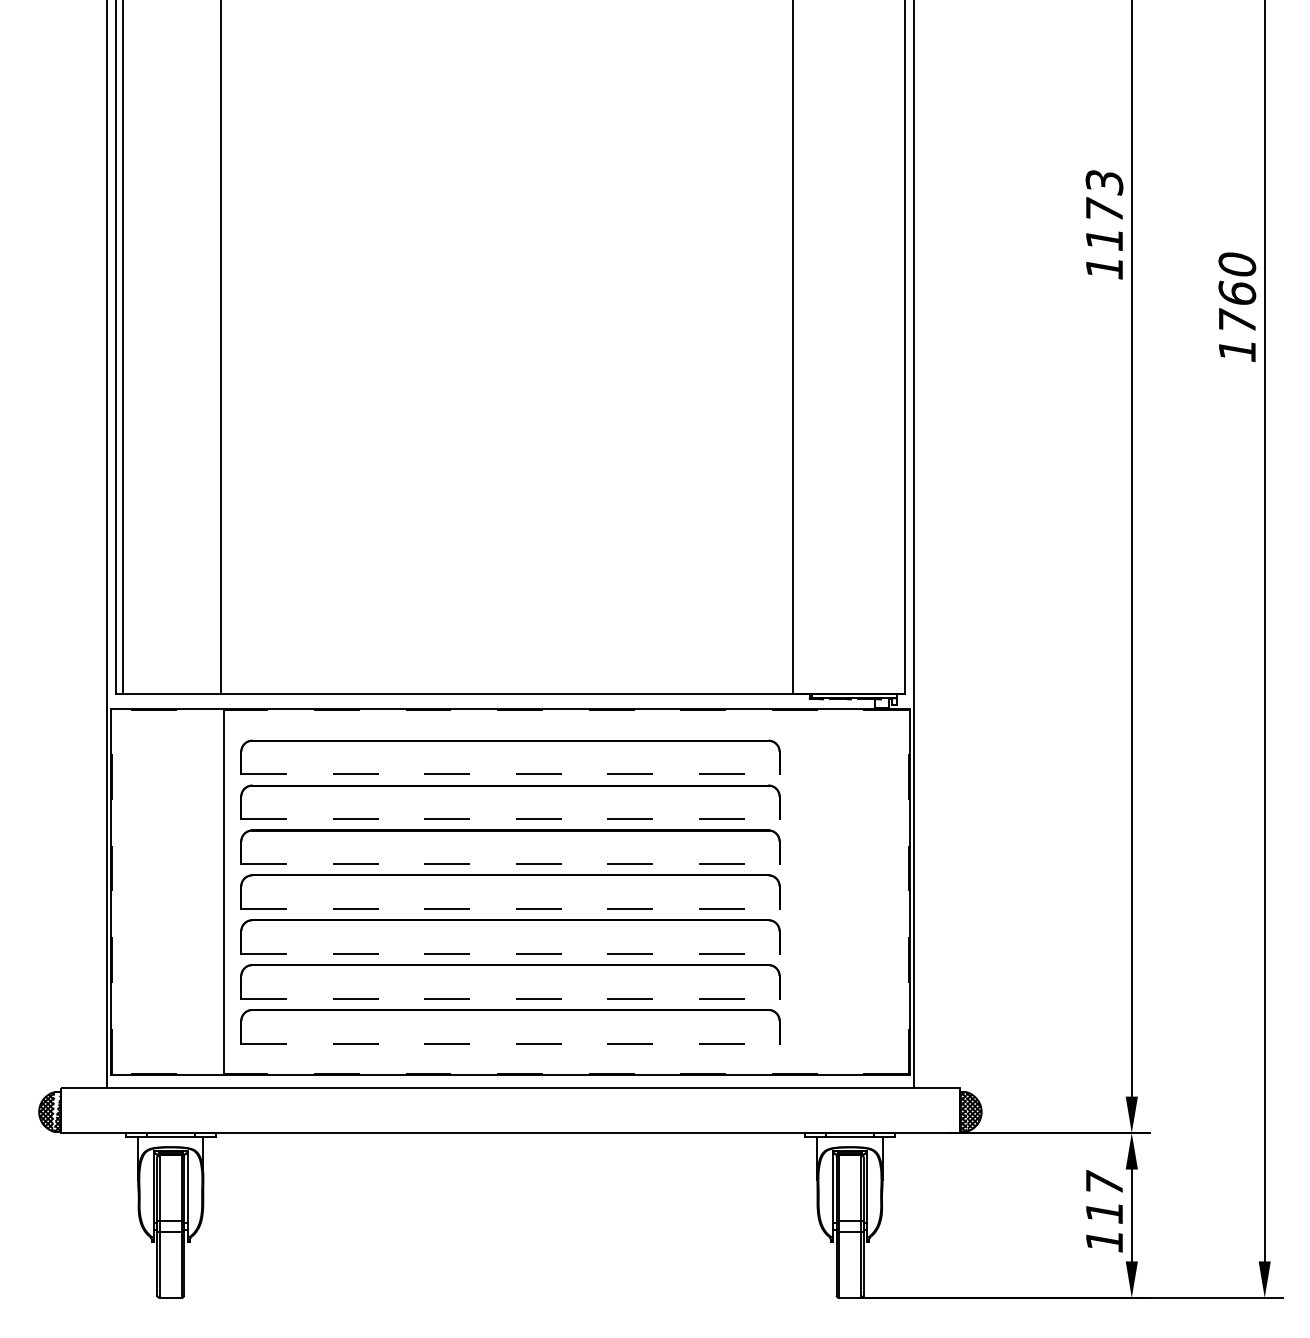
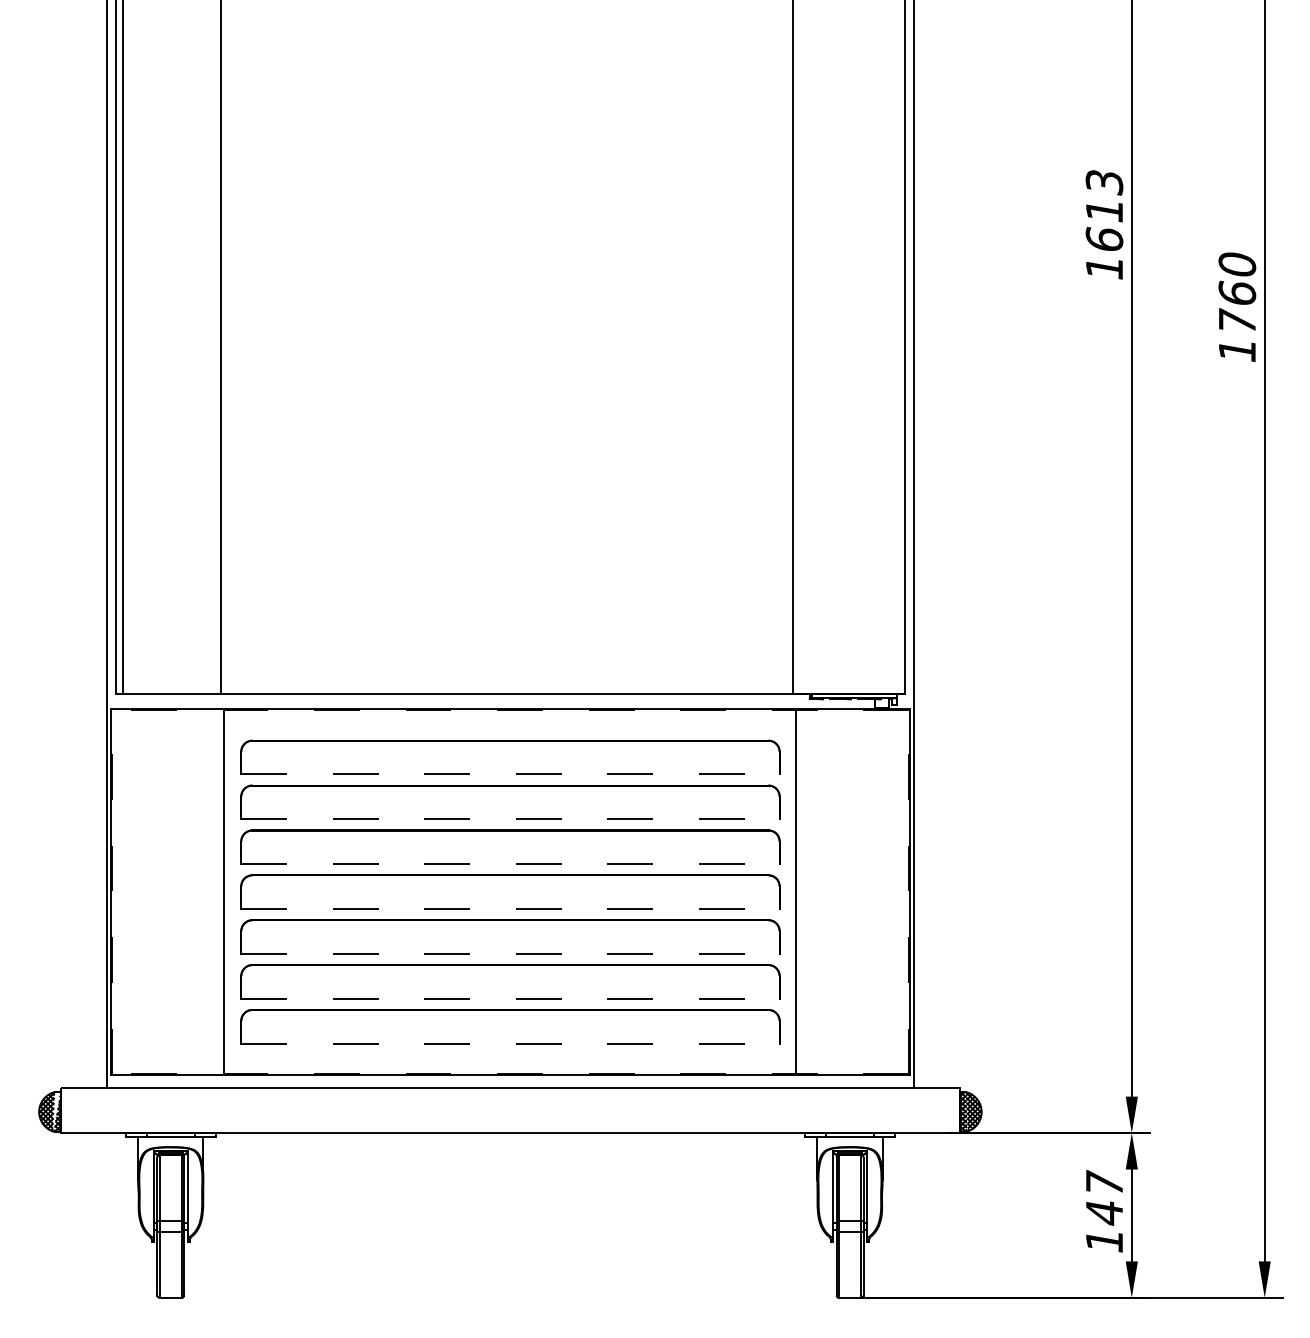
text: 1173 -> 1613 (1104, 223)
line: none -> present (796, 891)
text: 117 -> 147 (1104, 1213)
